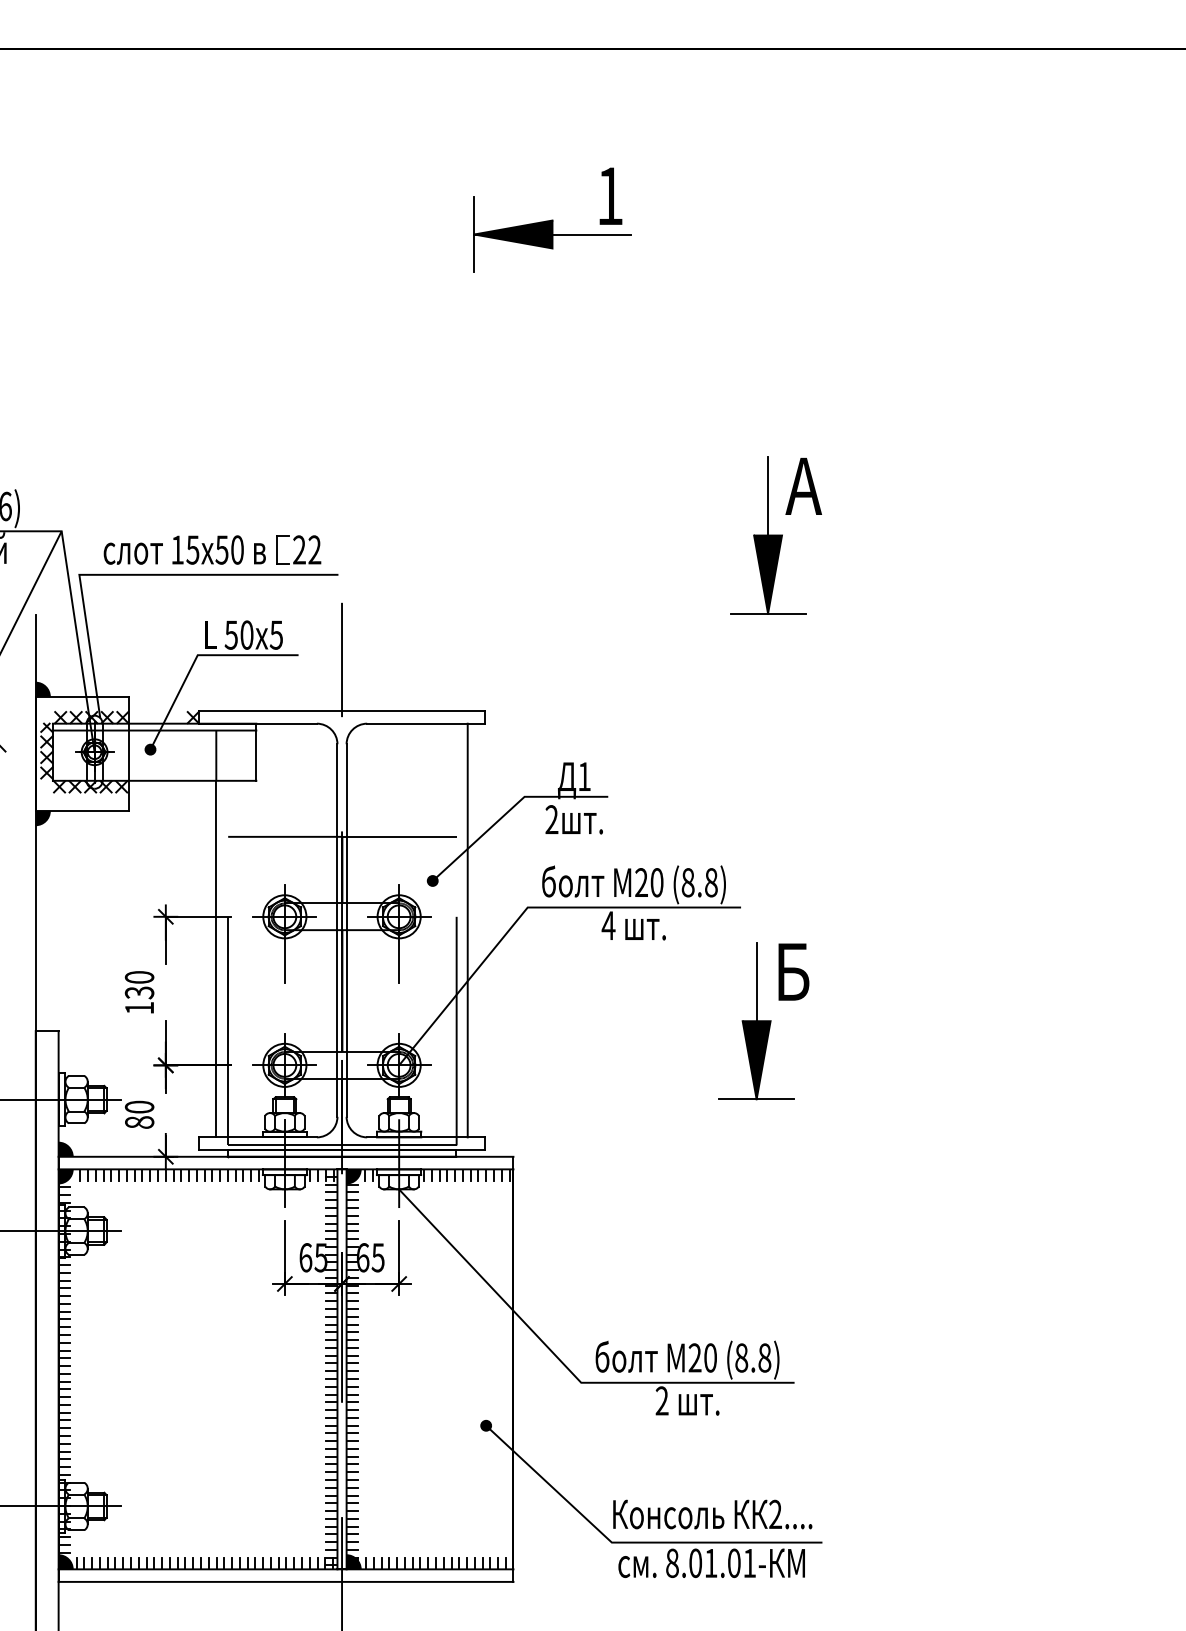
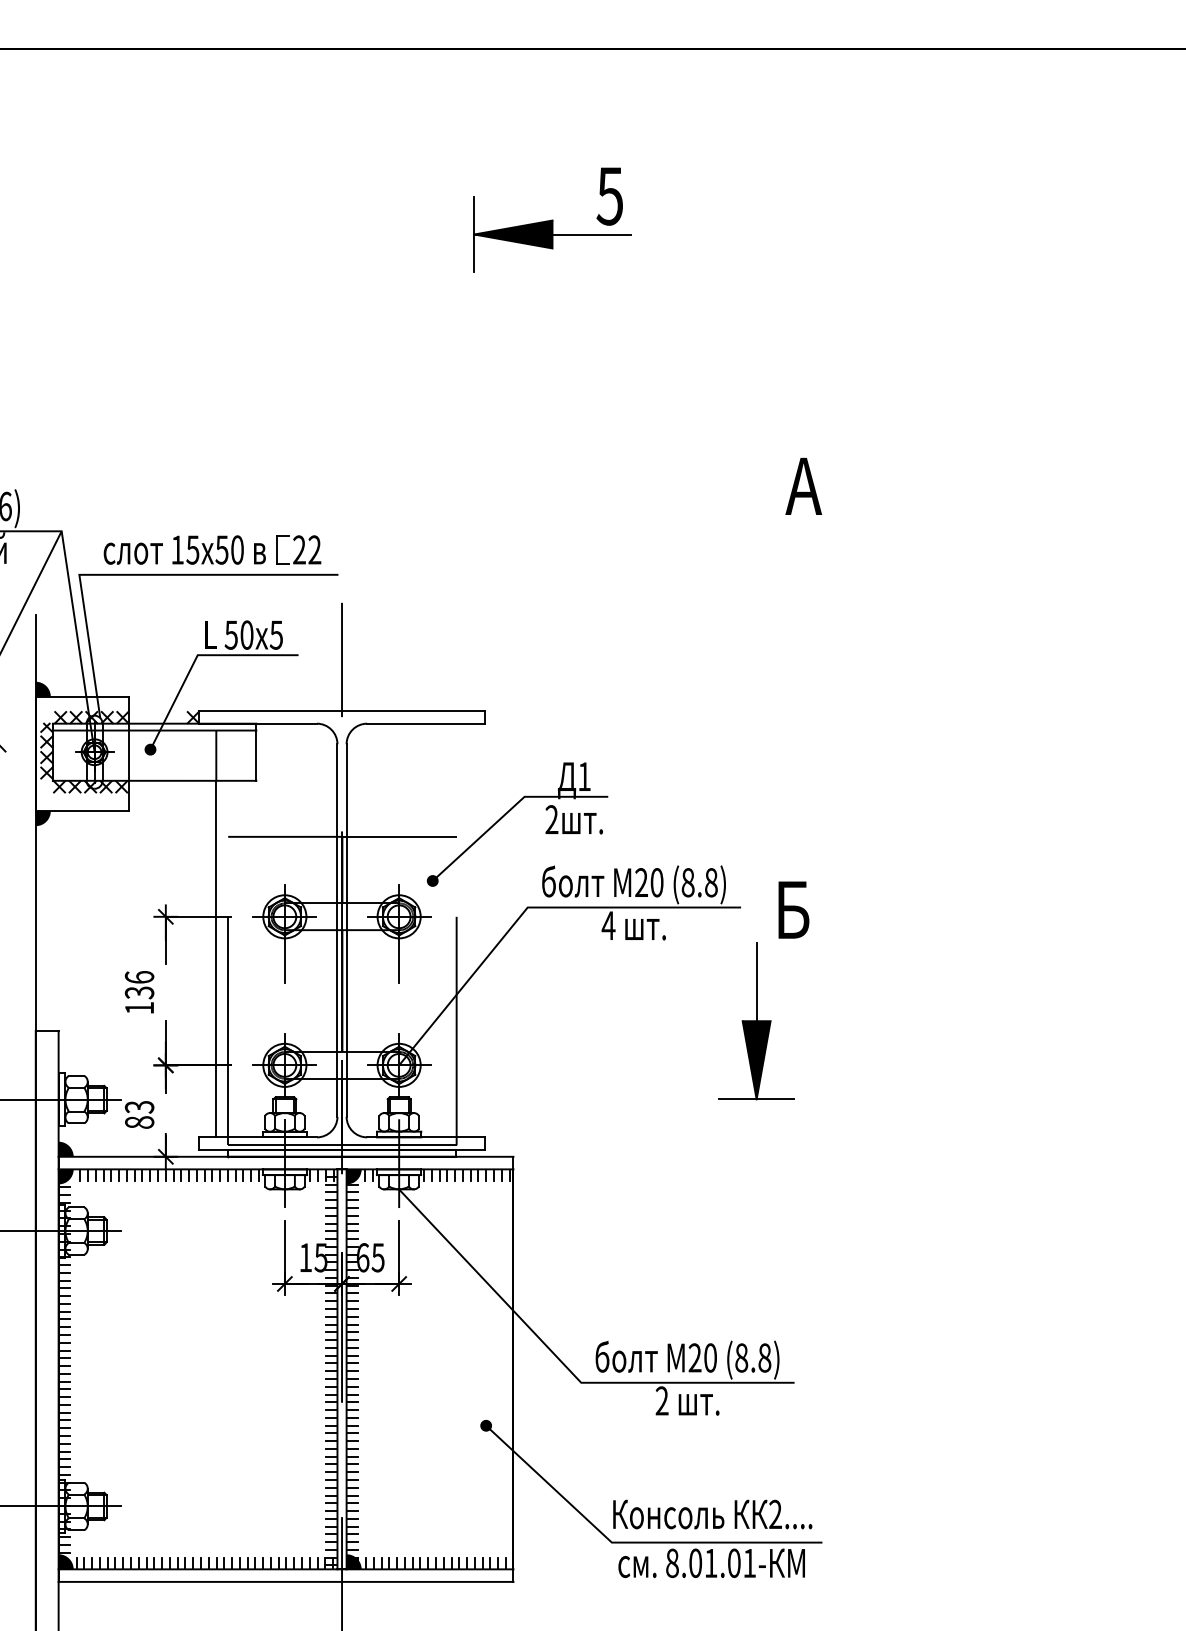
text: 1 -> 5 (609, 196)
part: present -> none (768, 535)
line: present -> none (467, 930)
text position: (793, 971) -> (793, 909) (793, 909)
text: 130 -> 136 (139, 977)
text: 80 -> 83 (139, 1106)
text: 65 -> 15 (305, 1257)
